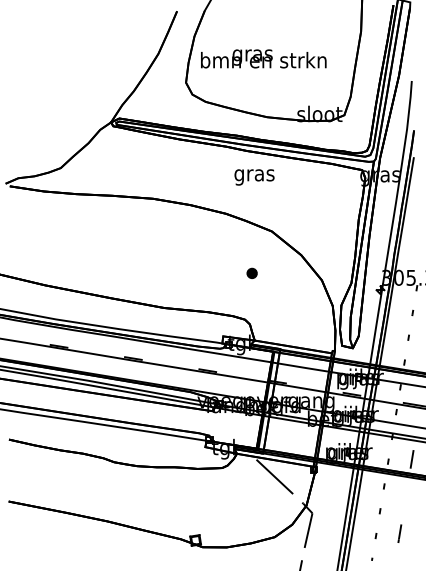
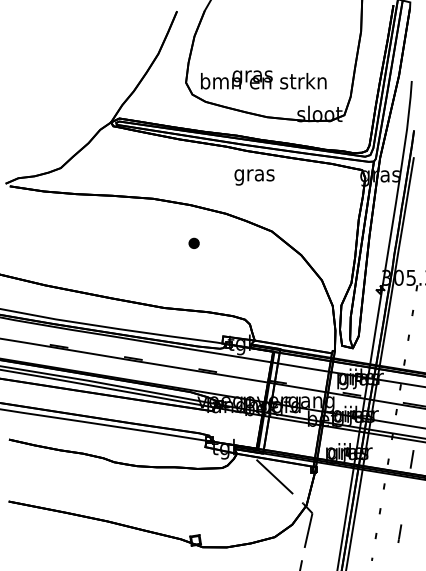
text position: (263, 58) -> (263, 79) (263, 79)
part position: (251, 272) -> (193, 242) (193, 242)
